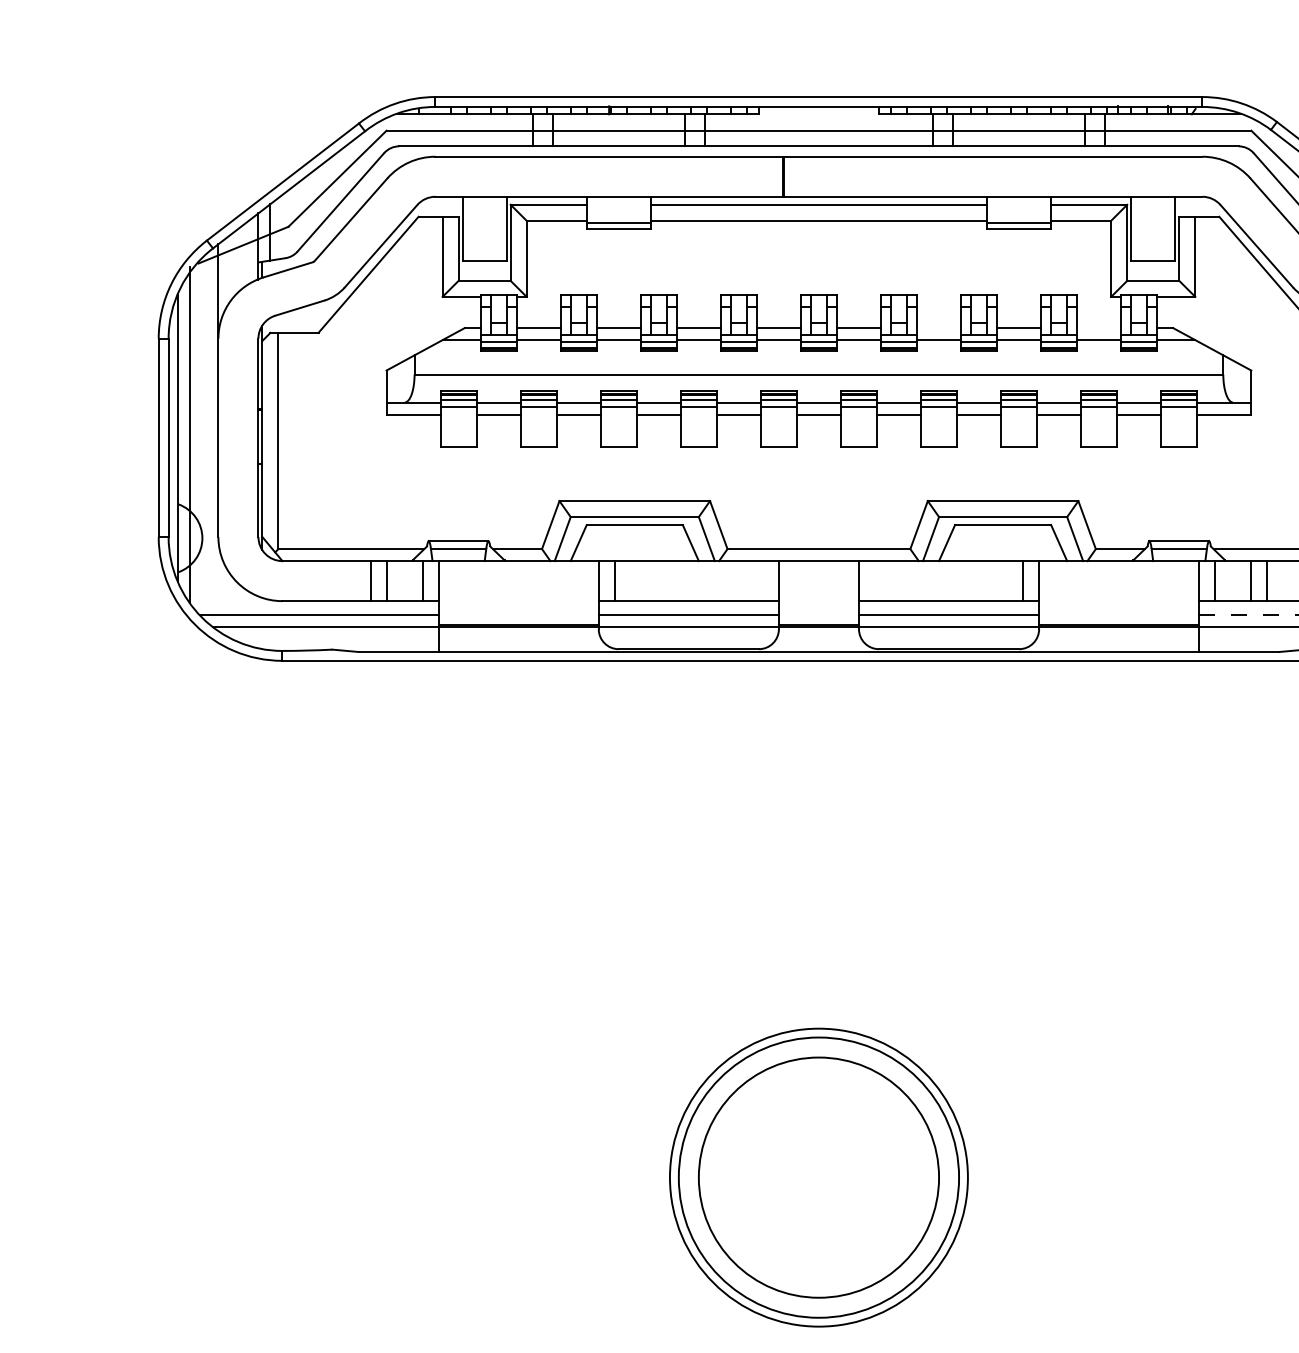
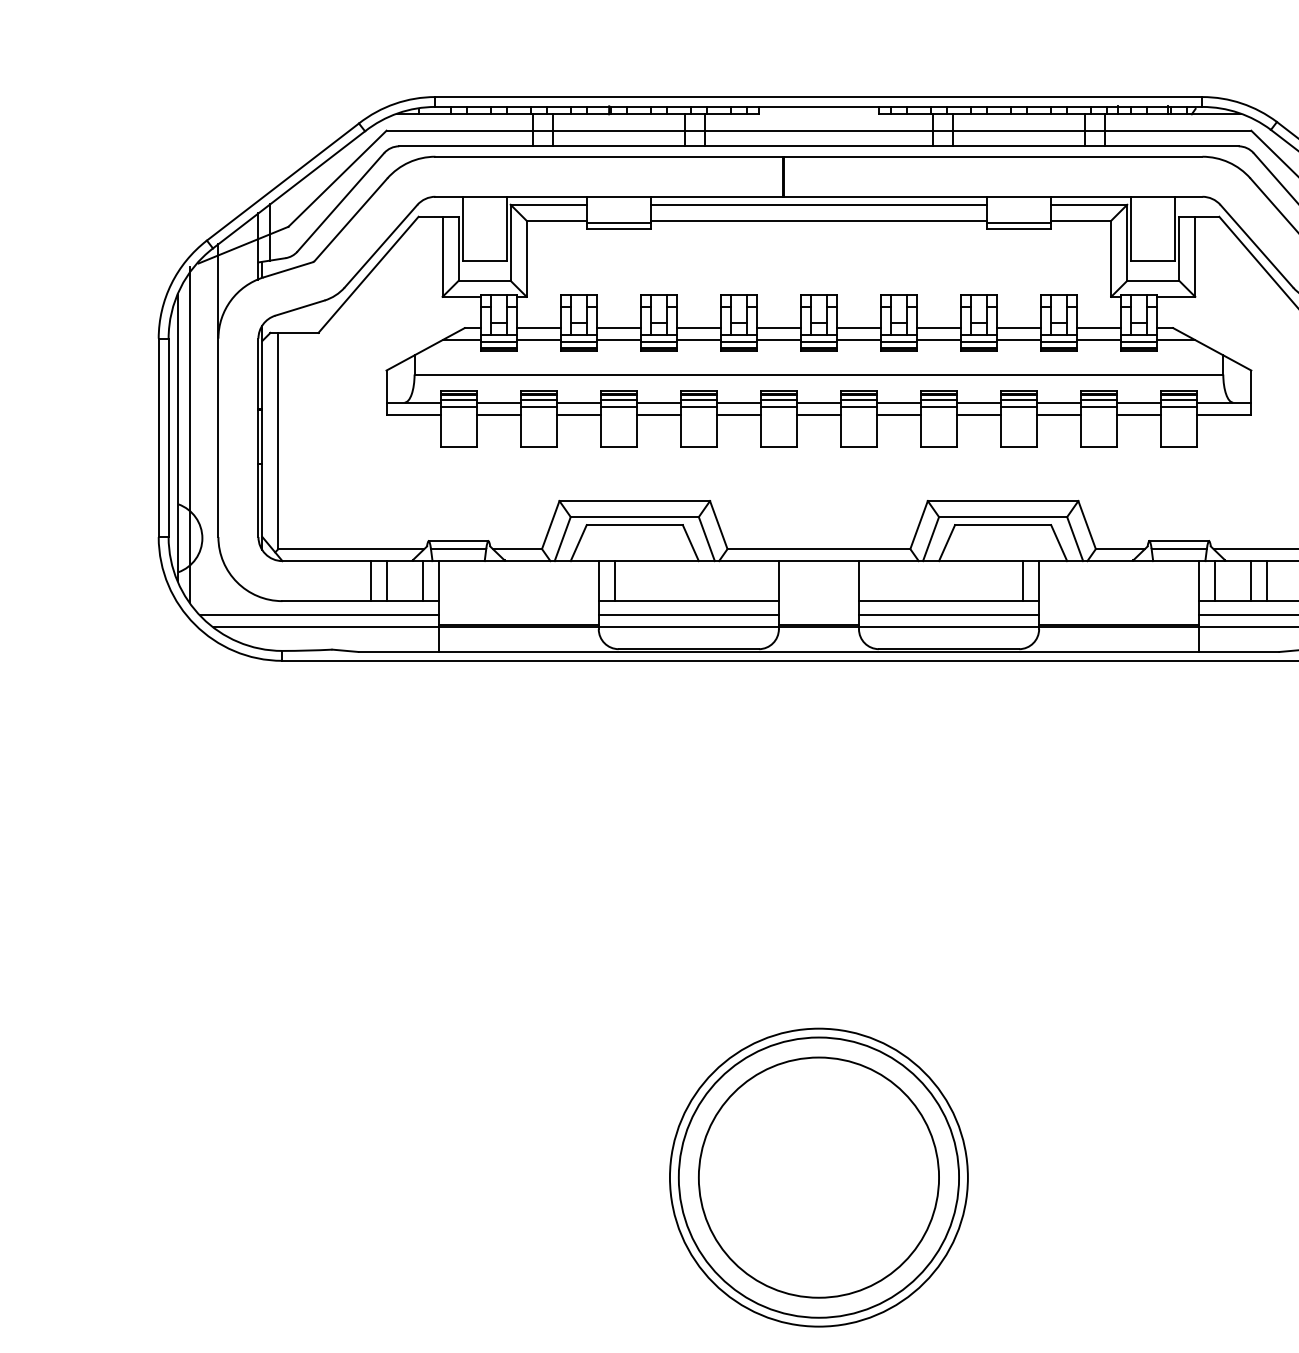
line: none -> present (939, 328)
line: none -> present (1099, 328)
line: dashed -> solid (1249, 614)
